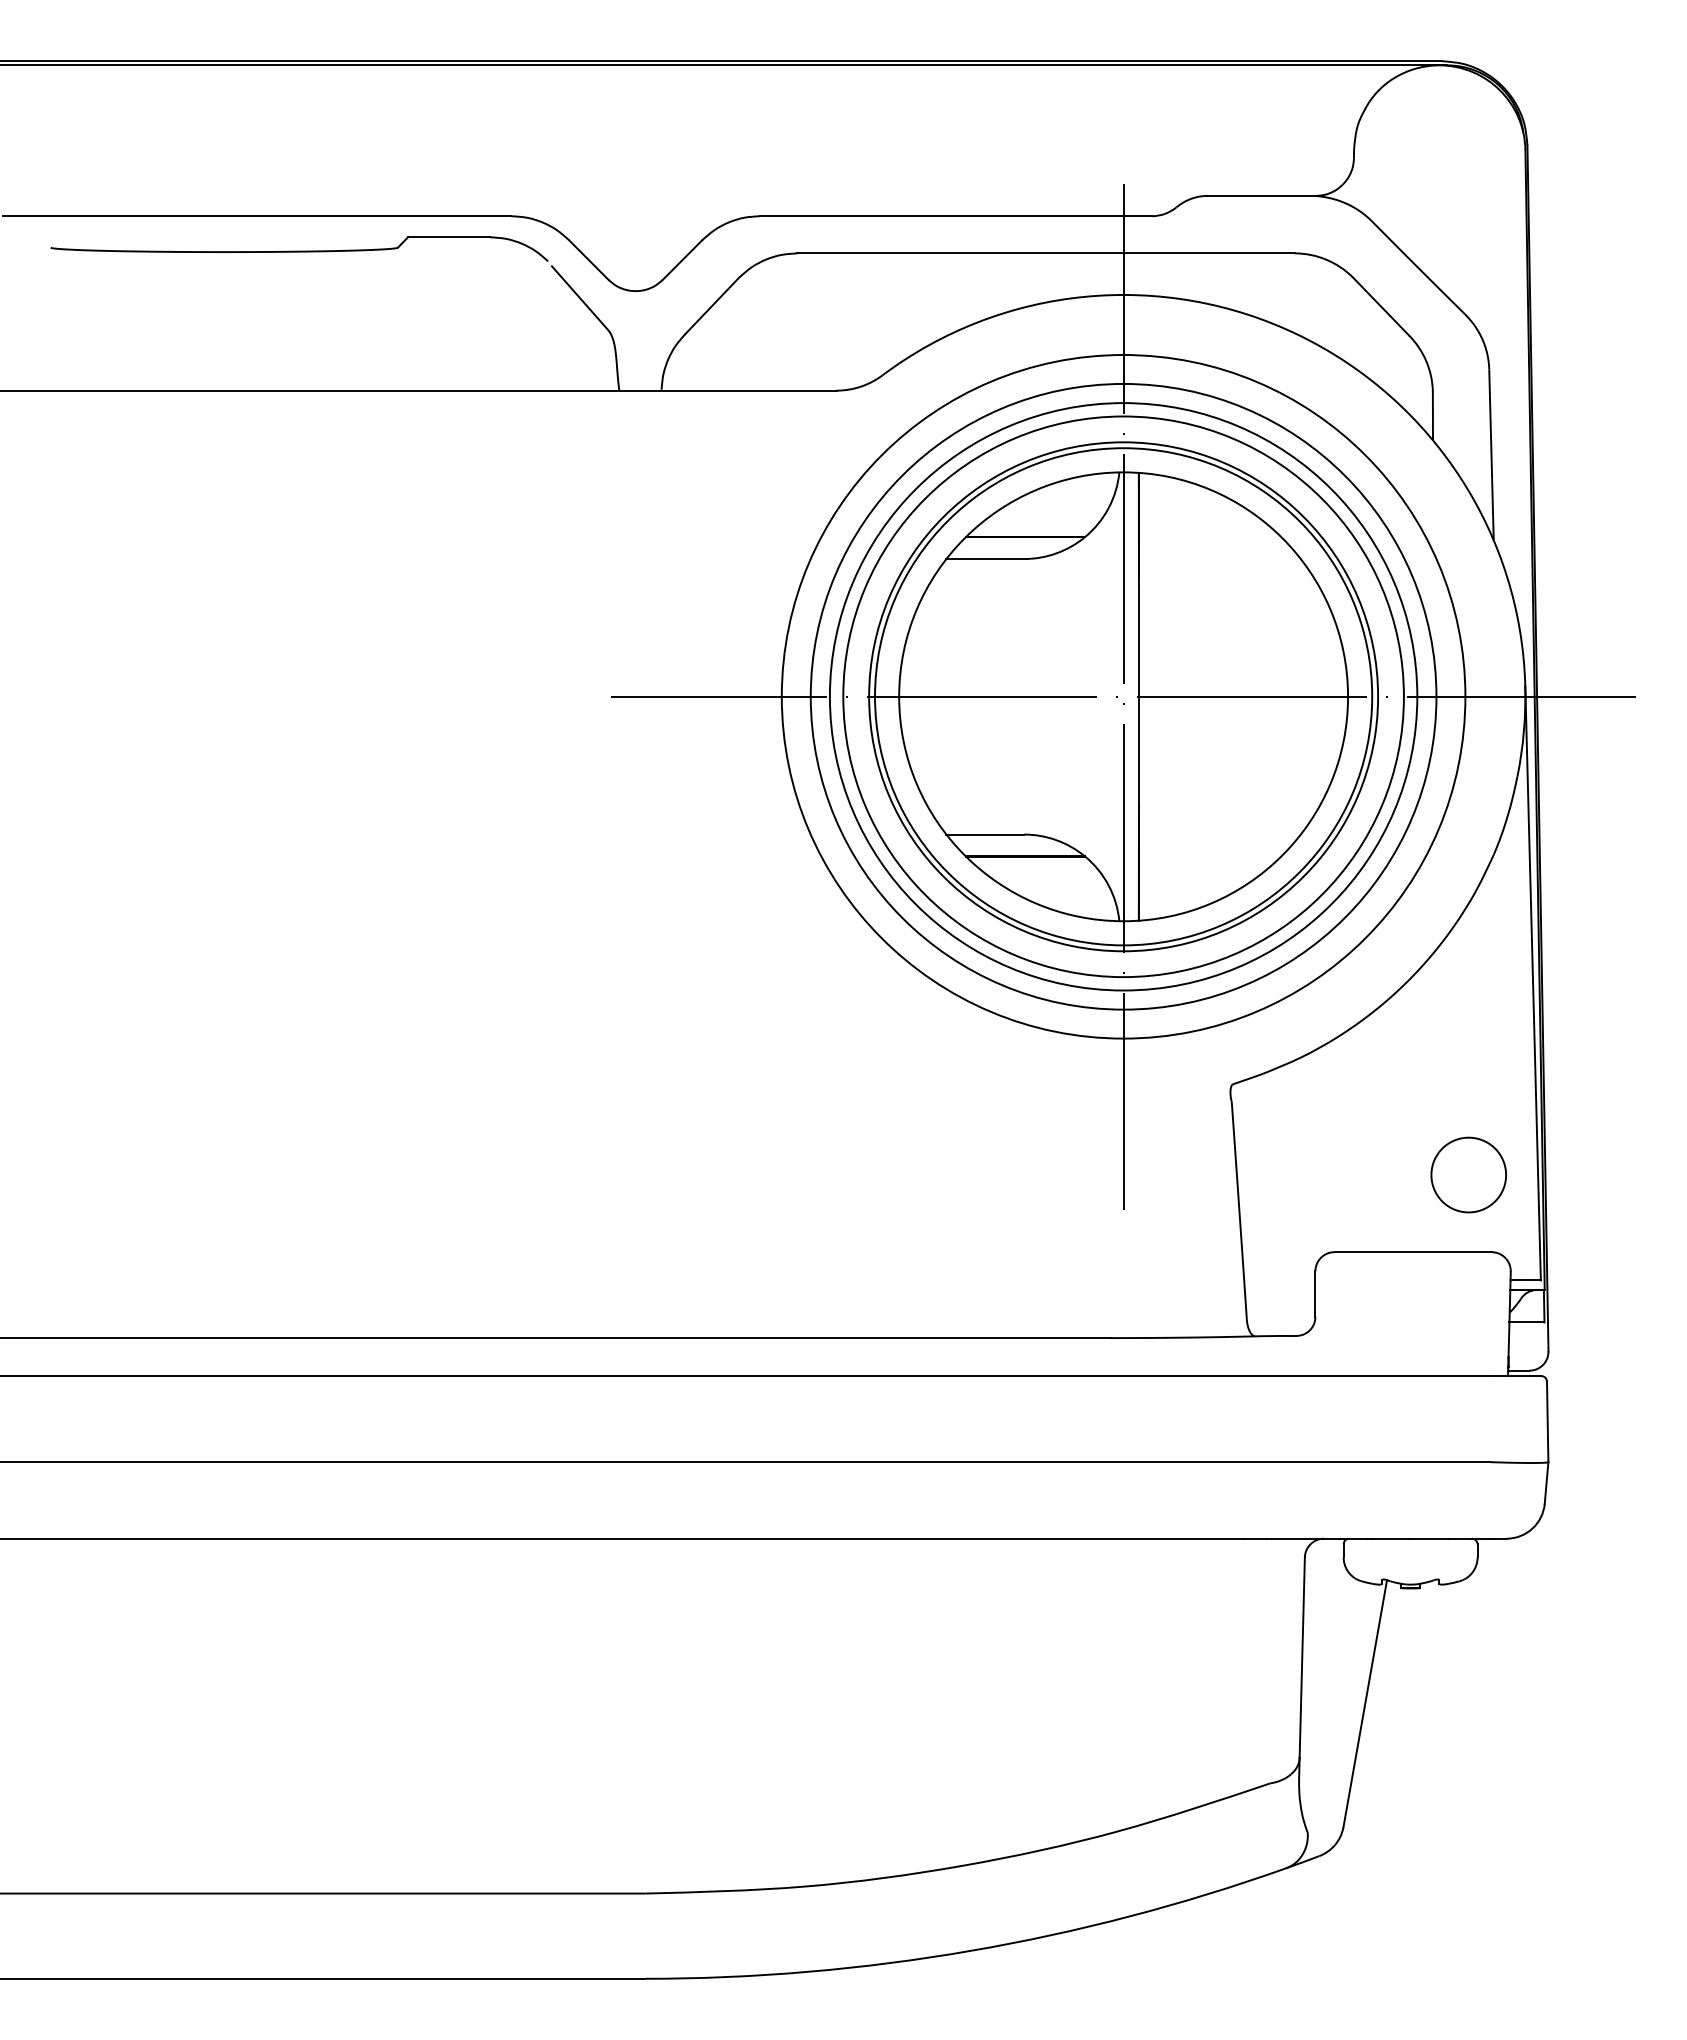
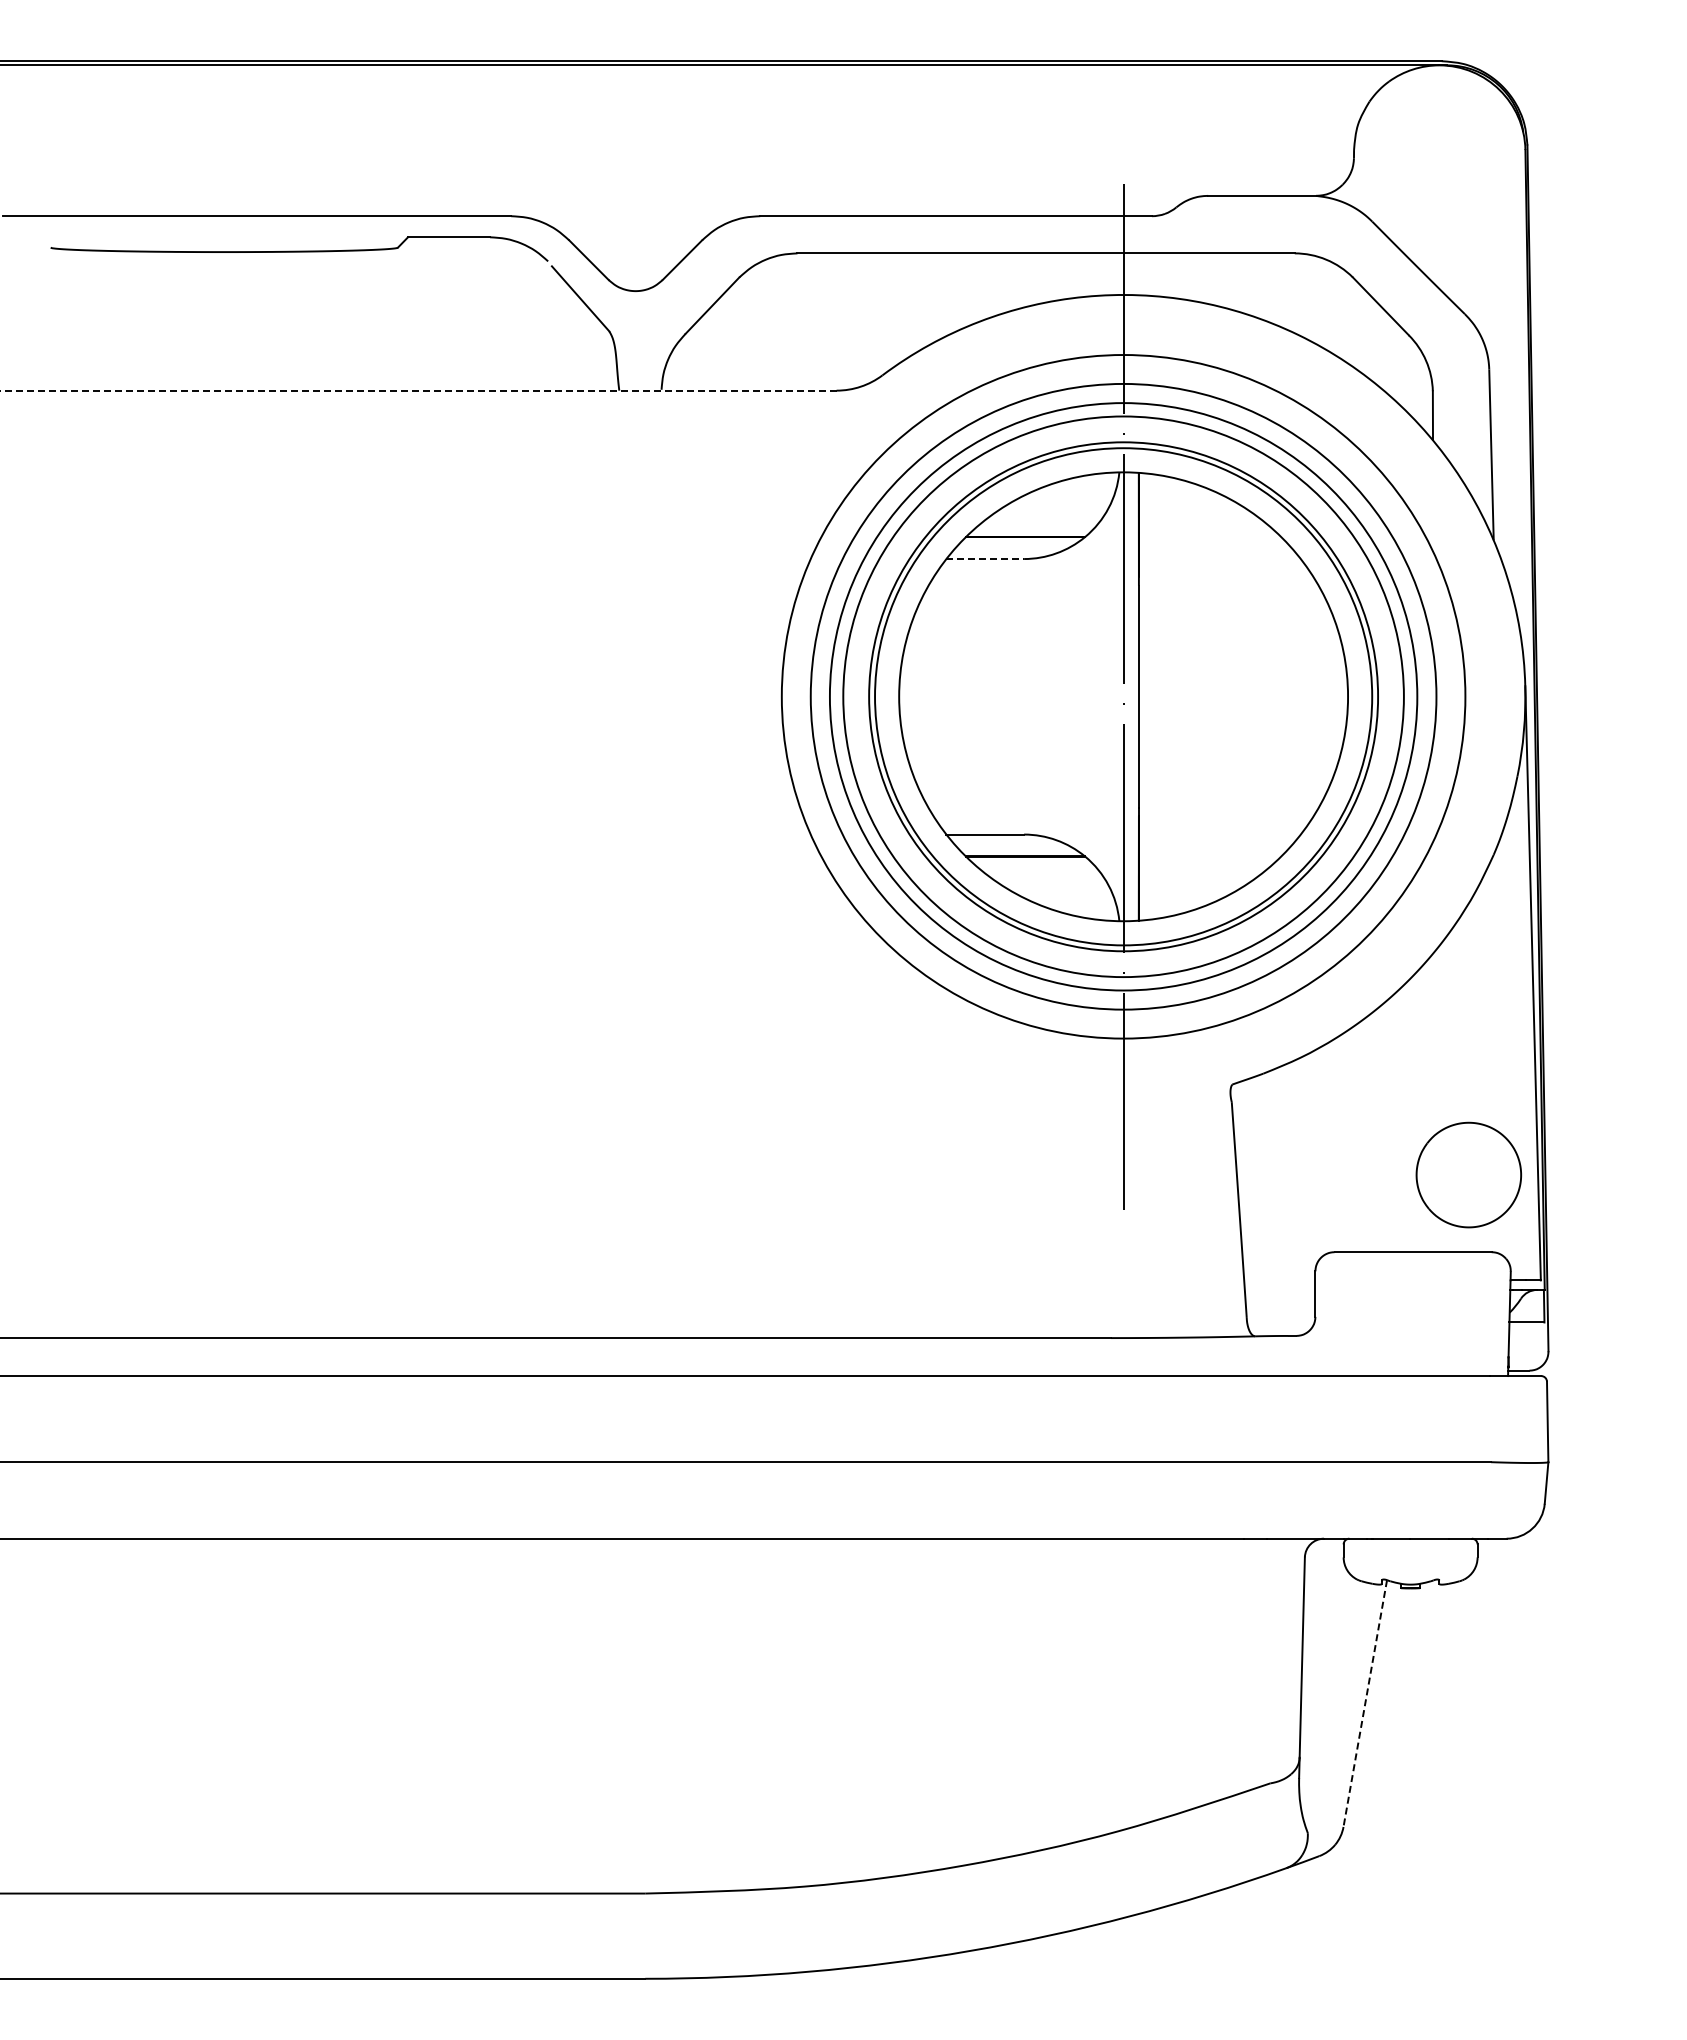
line: solid -> dashed (418, 390)
line: solid -> dashed (985, 559)
line: present -> none (1123, 696)
part size: 77x78 px -> 108x108 px (1468, 1174)
line: solid -> dashed (1365, 1704)
